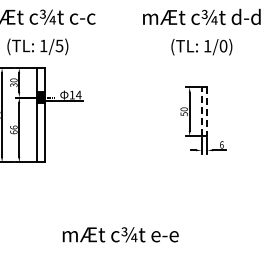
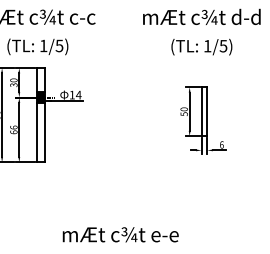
text: 1/0) -> 1/5) (223, 45)
line: dashed -> solid (201, 111)
line: dashed -> solid (207, 111)
